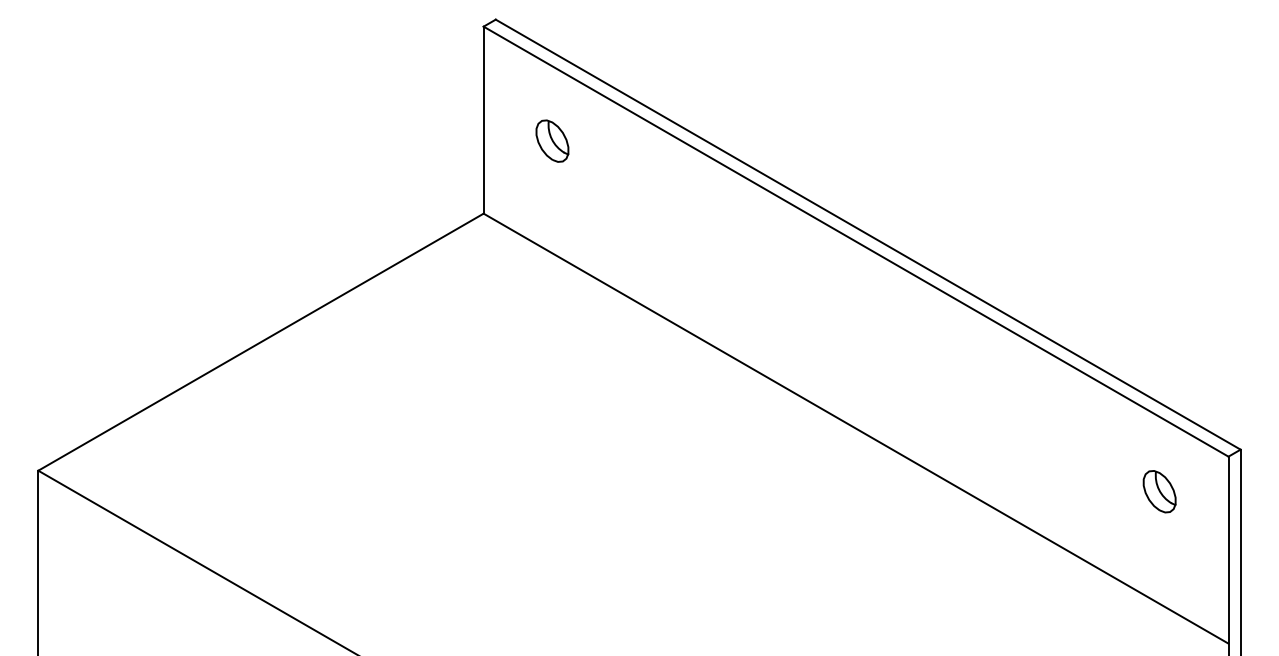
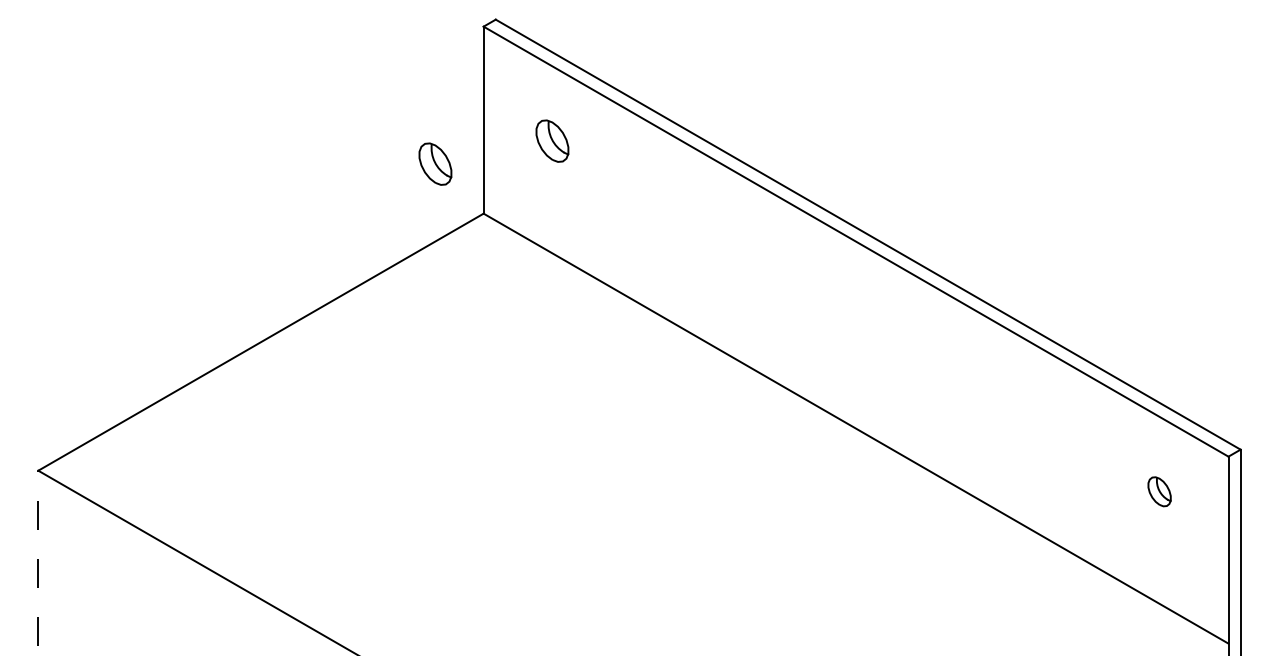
part: none -> present (435, 163)
part size: 35x44 px -> 25x32 px (1159, 491)
line: solid -> dashed (38, 562)
